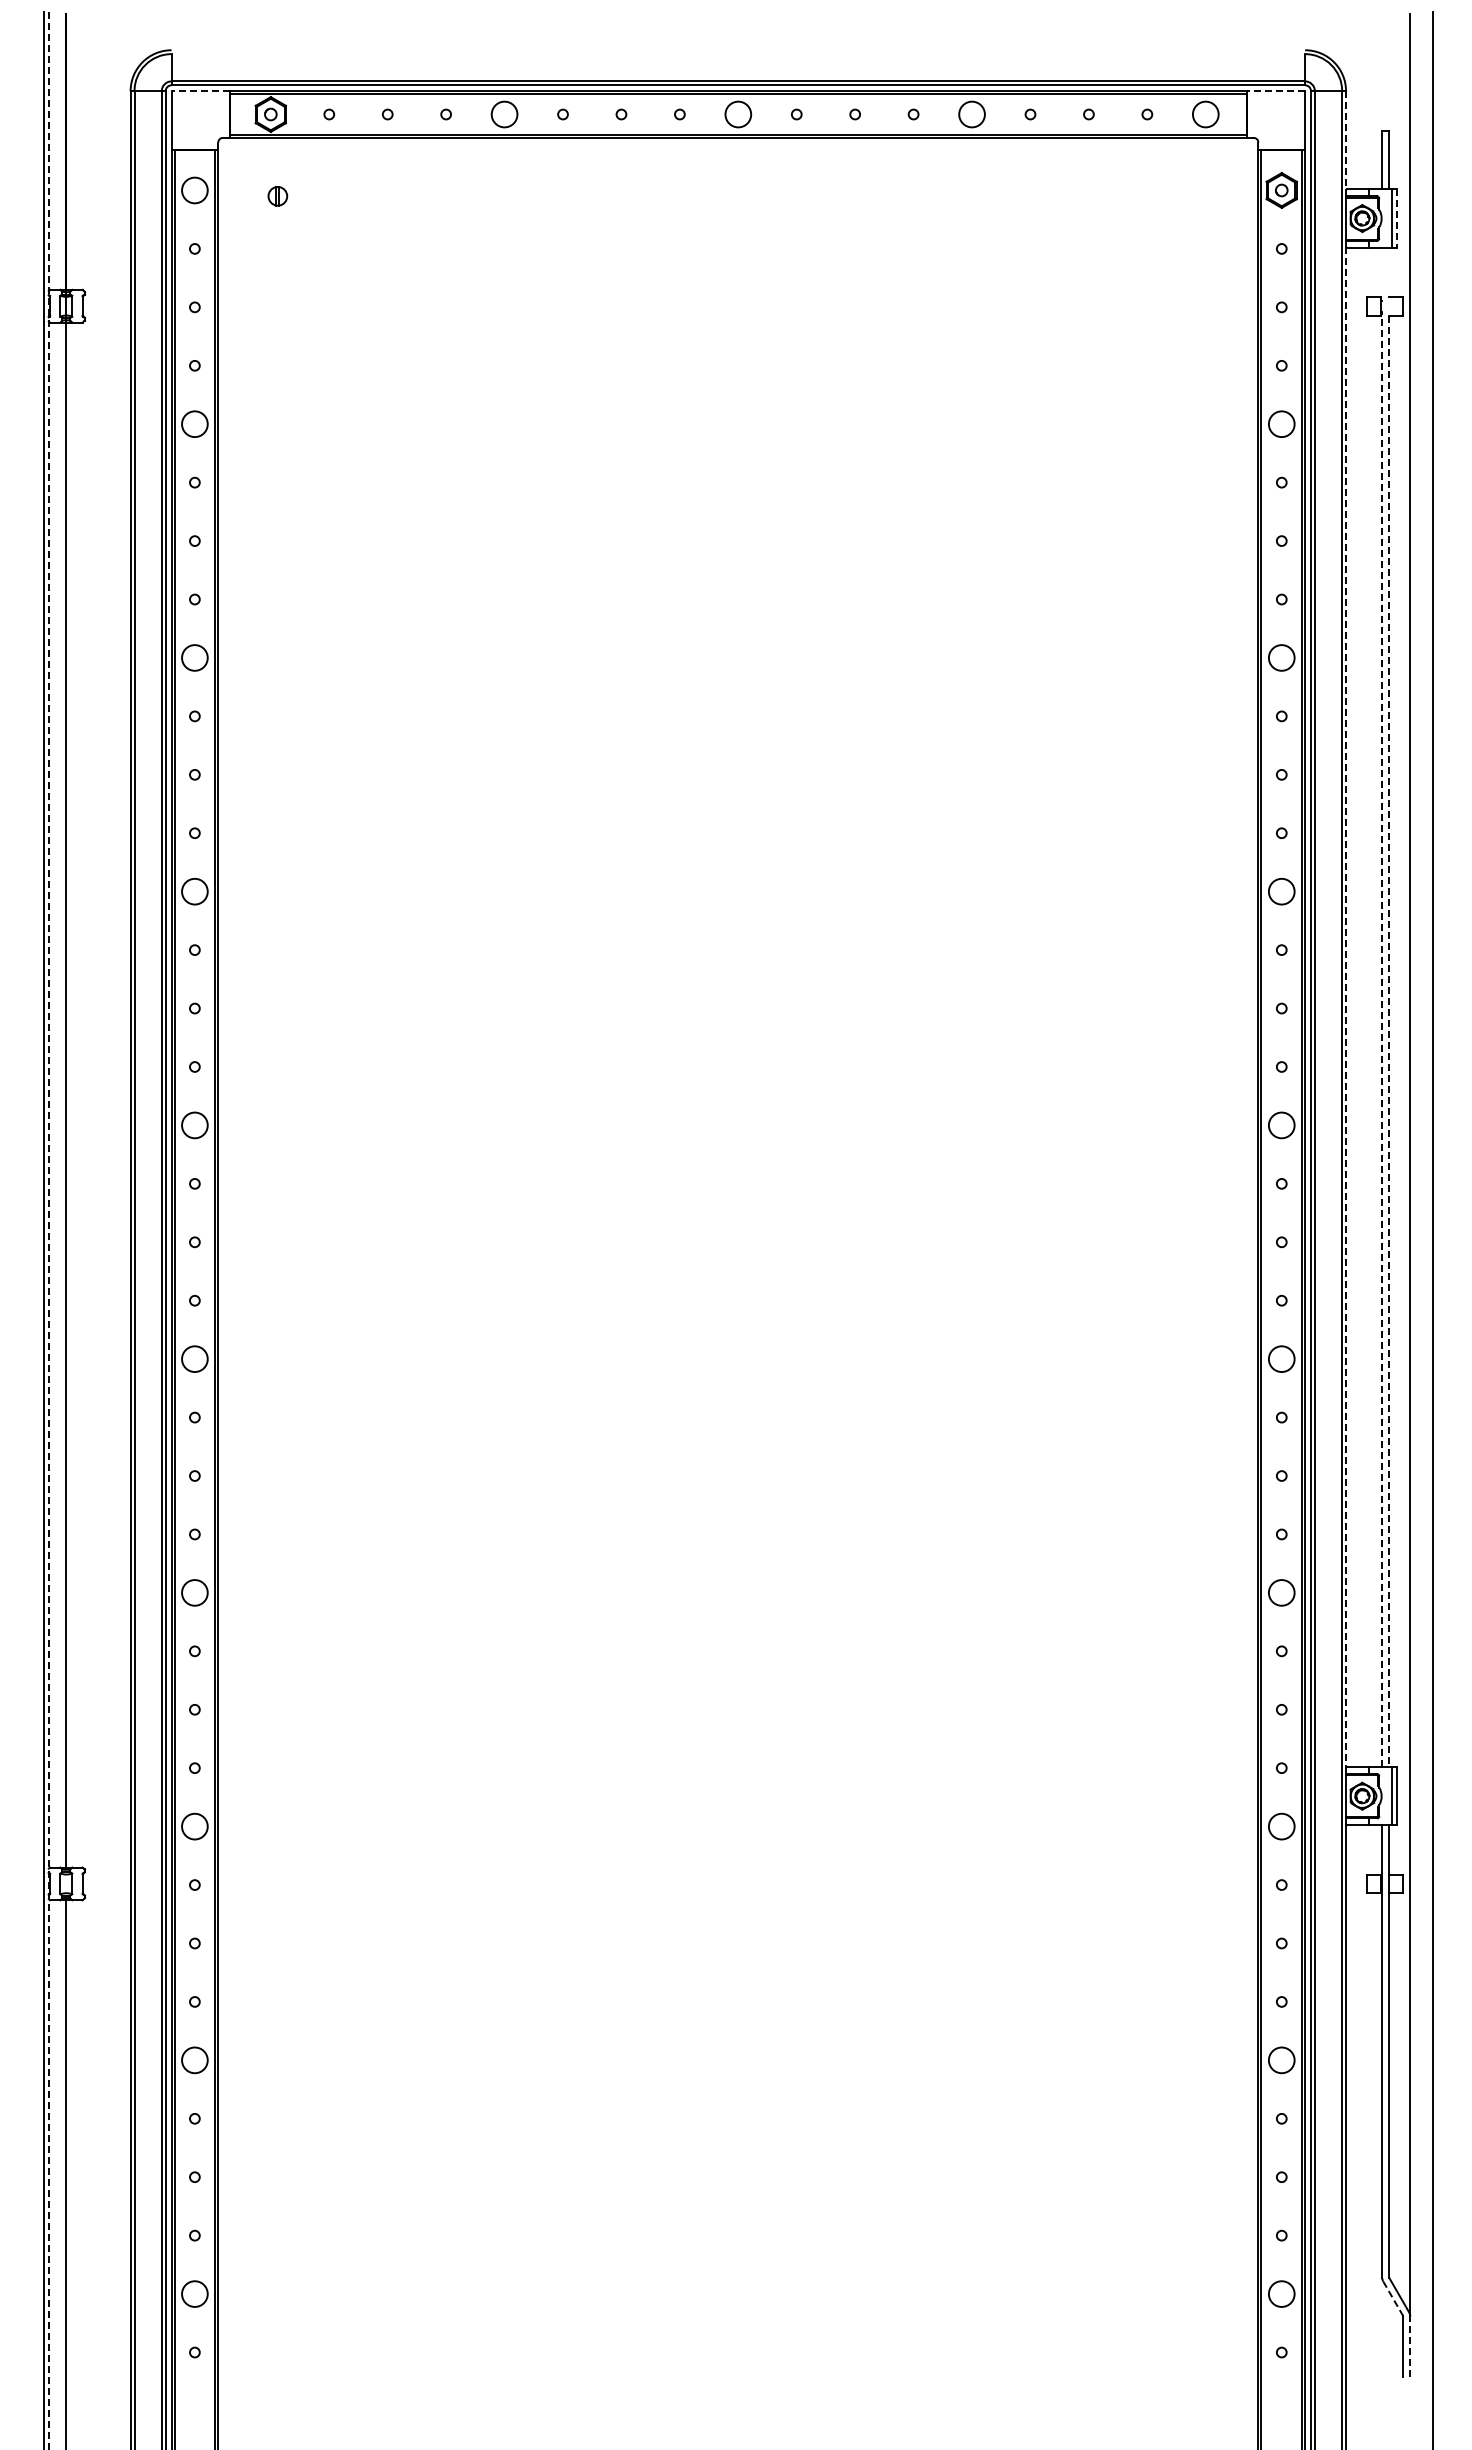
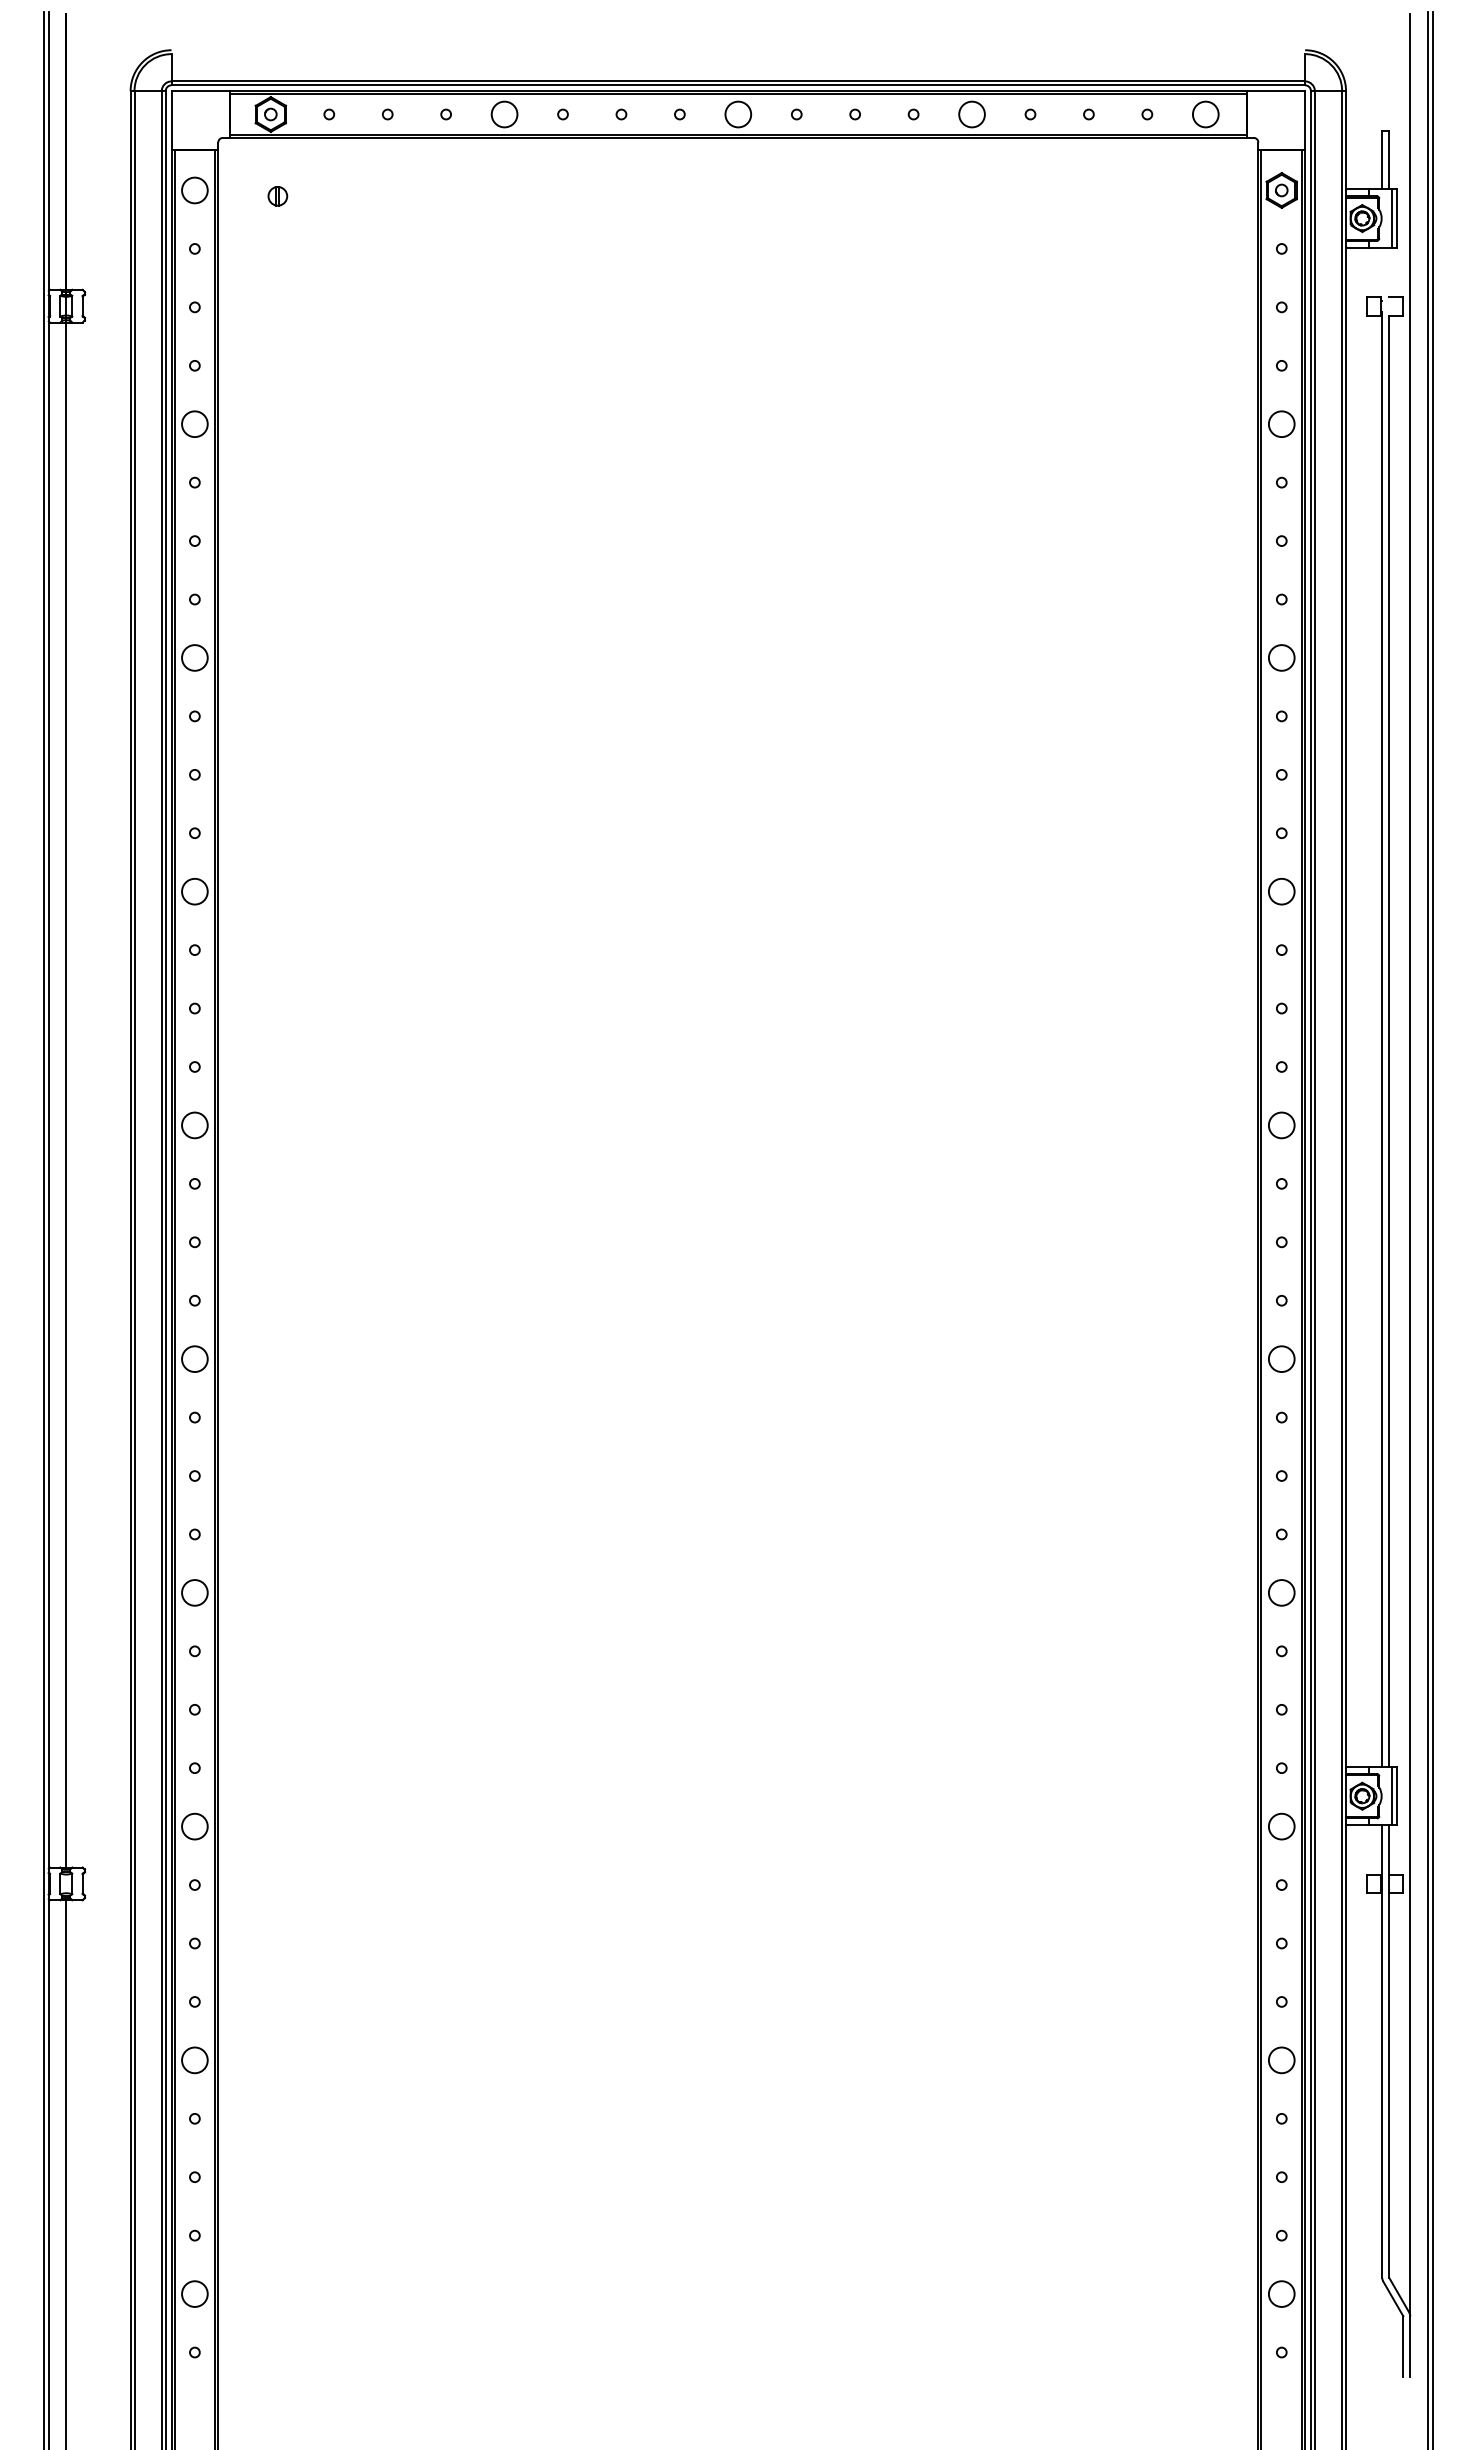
line: dashed -> solid (200, 91)
line: dashed -> solid (1275, 91)
line: dashed -> solid (1346, 140)
line: dashed -> solid (1397, 219)
line: dashed -> solid (1346, 1007)
line: dashed -> solid (1382, 1039)
line: dashed -> solid (1389, 1041)
line: none -> present (1427, 1228)
line: dashed -> solid (48, 1230)
line: dashed -> solid (1393, 2298)
line: dashed -> solid (1410, 2346)
